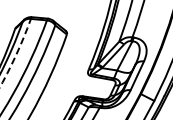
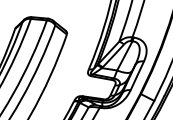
arc: dashed -> solid (16, 53)
